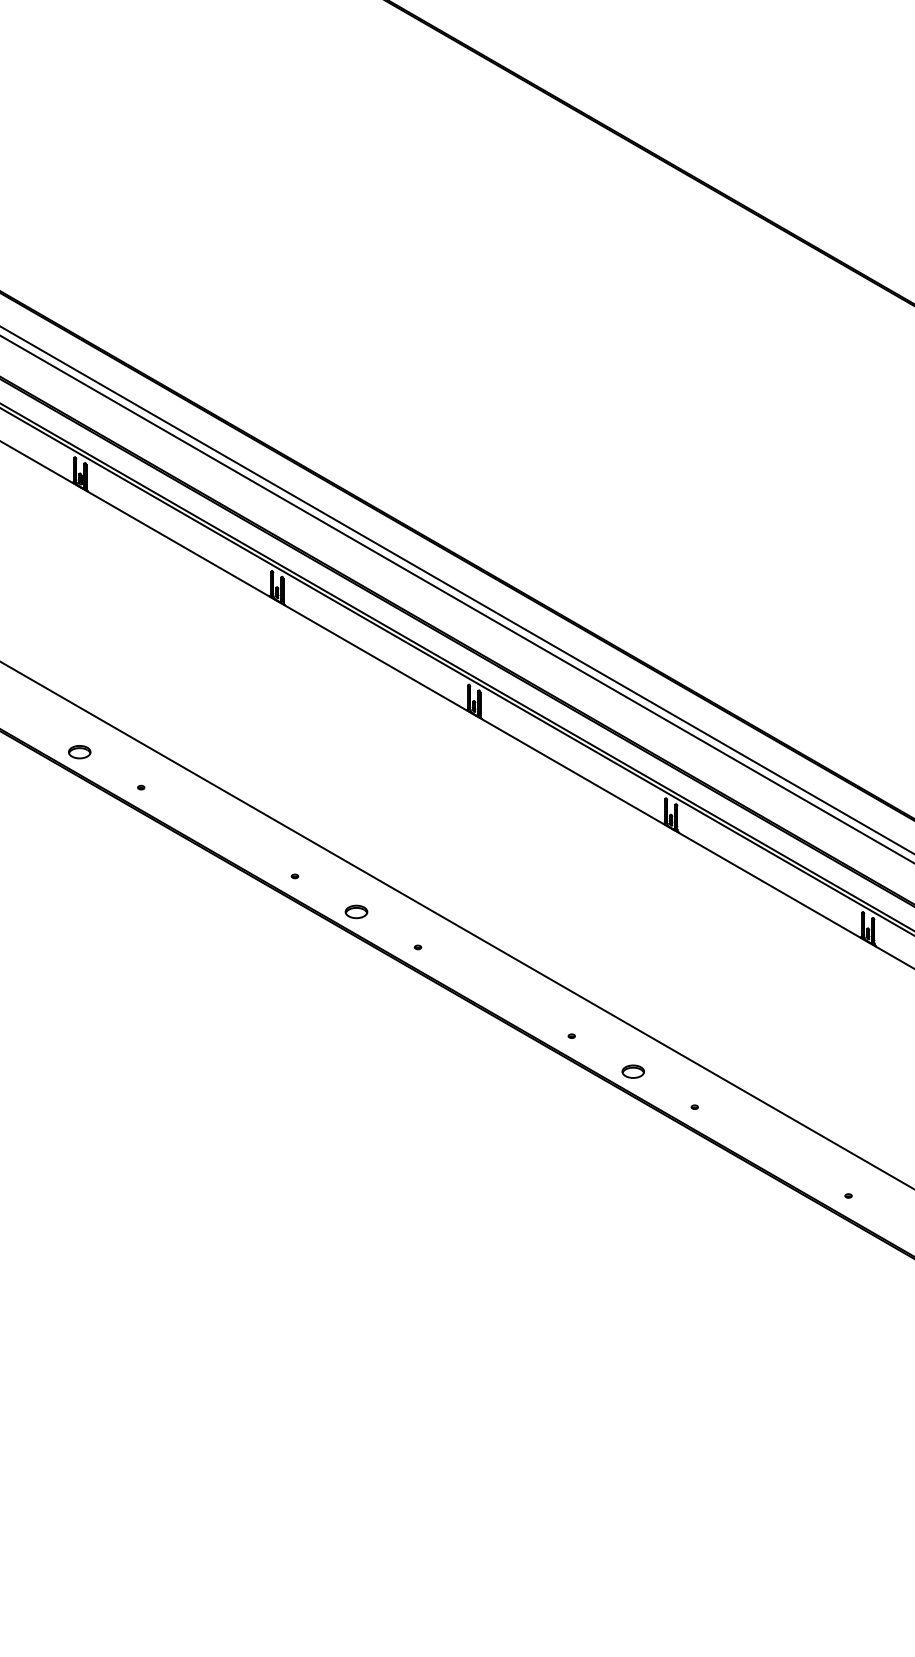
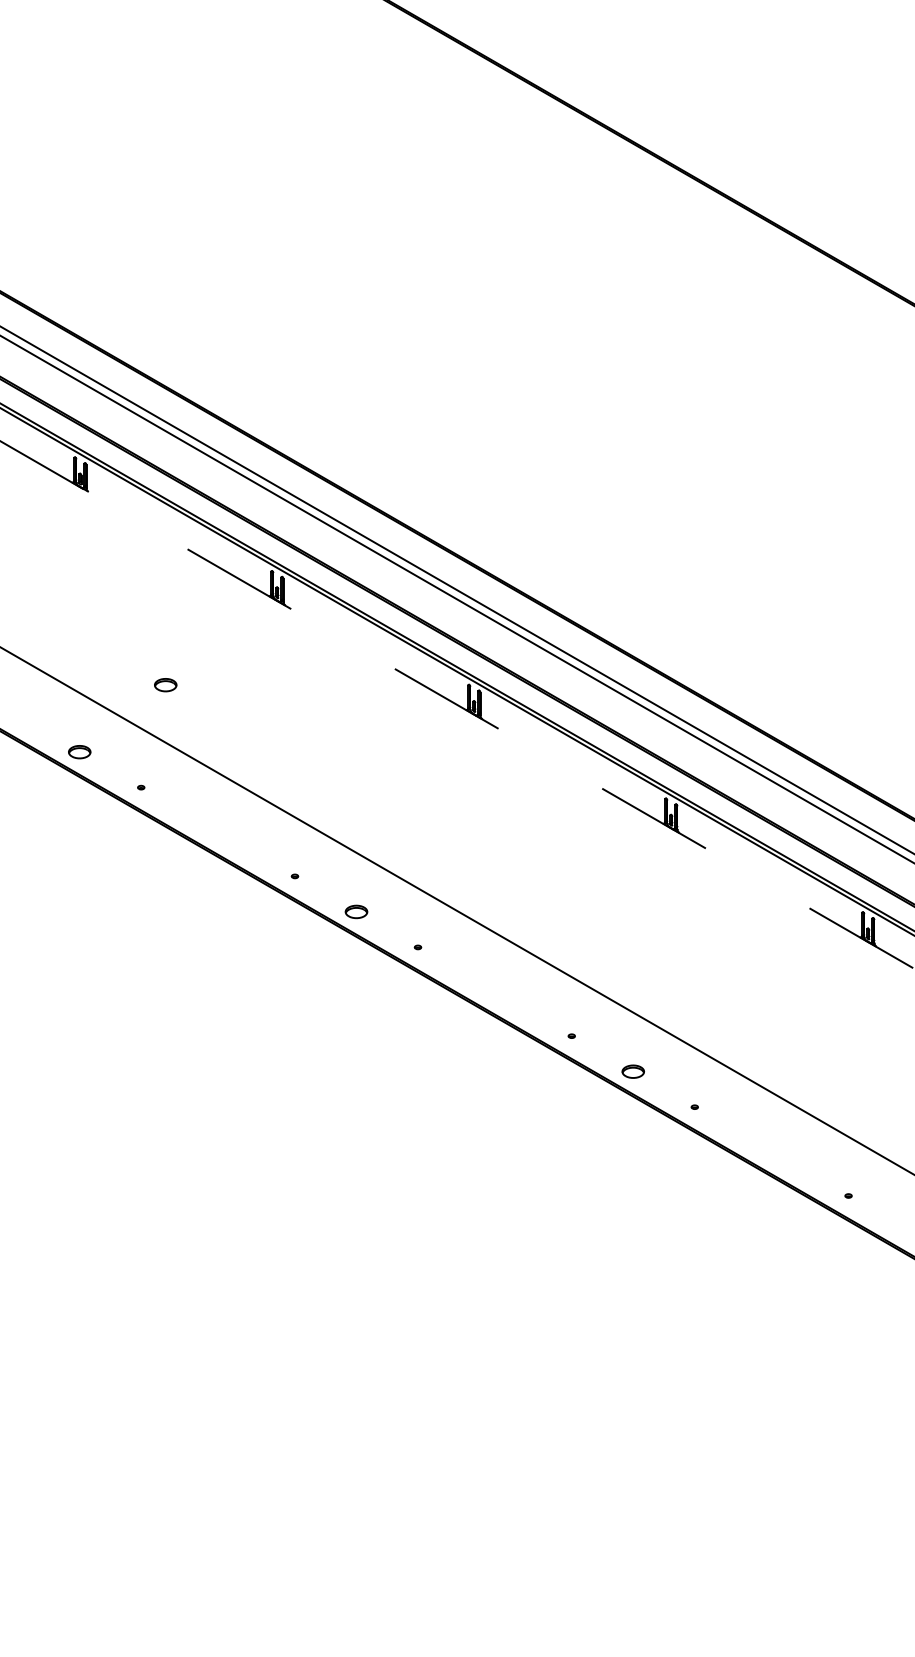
part: none -> present (165, 685)
line: solid -> dashed (457, 705)
line position: (456, 924) -> (456, 910) (456, 910)
